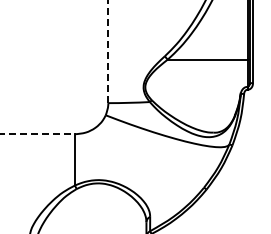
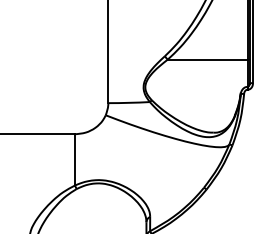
line: dashed -> solid (108, 51)
line: dashed -> solid (37, 134)
